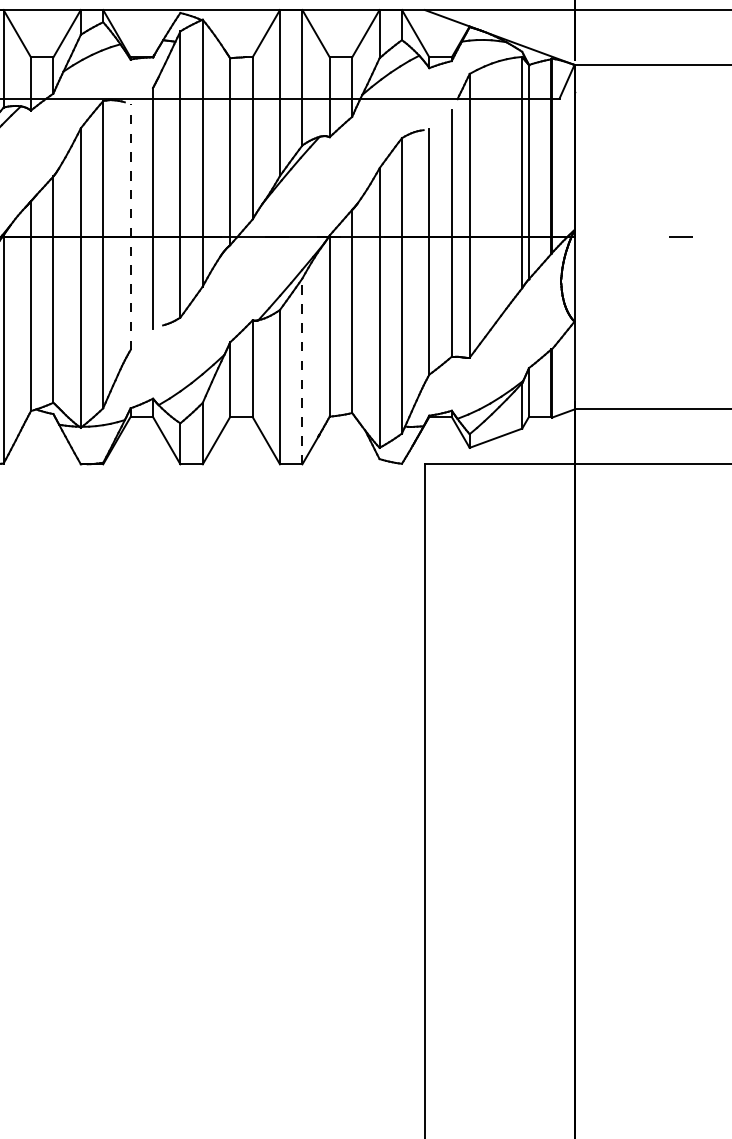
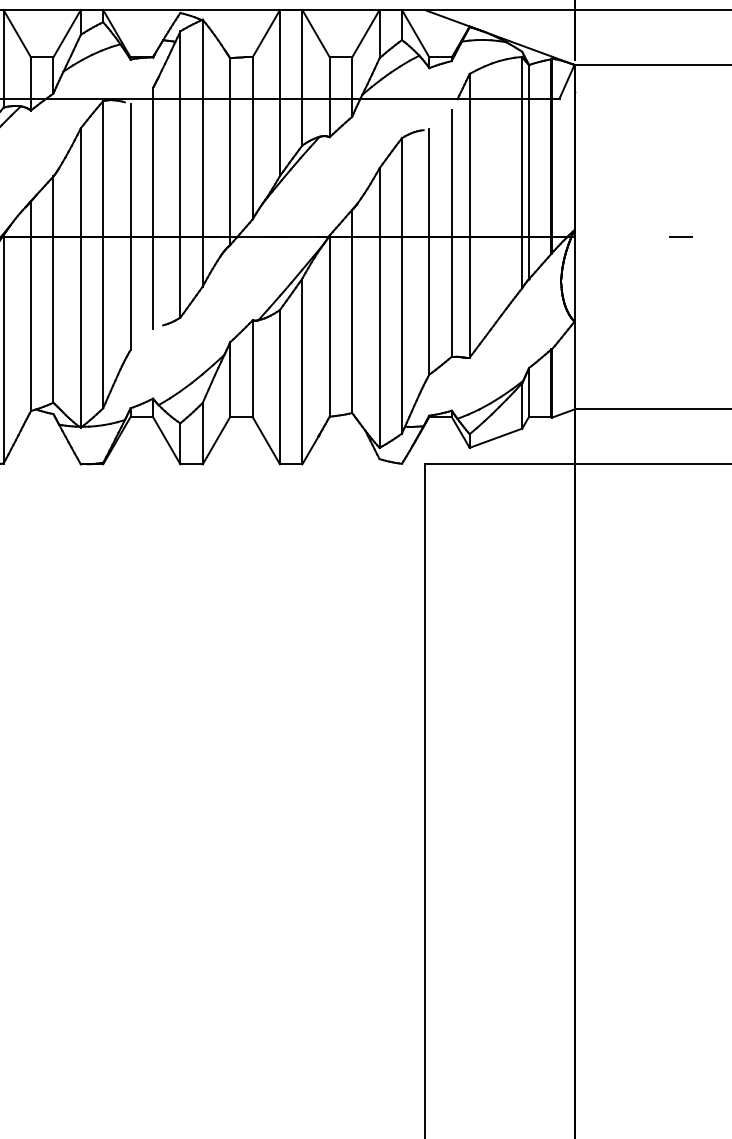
line: dashed -> solid (130, 226)
line: dashed -> solid (302, 371)
